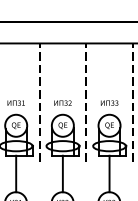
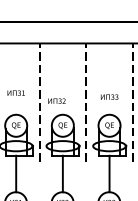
text position: (15, 102) -> (15, 92) (15, 92)
text position: (62, 102) -> (56, 100) (56, 100)
text position: (109, 102) -> (109, 96) (109, 96)
